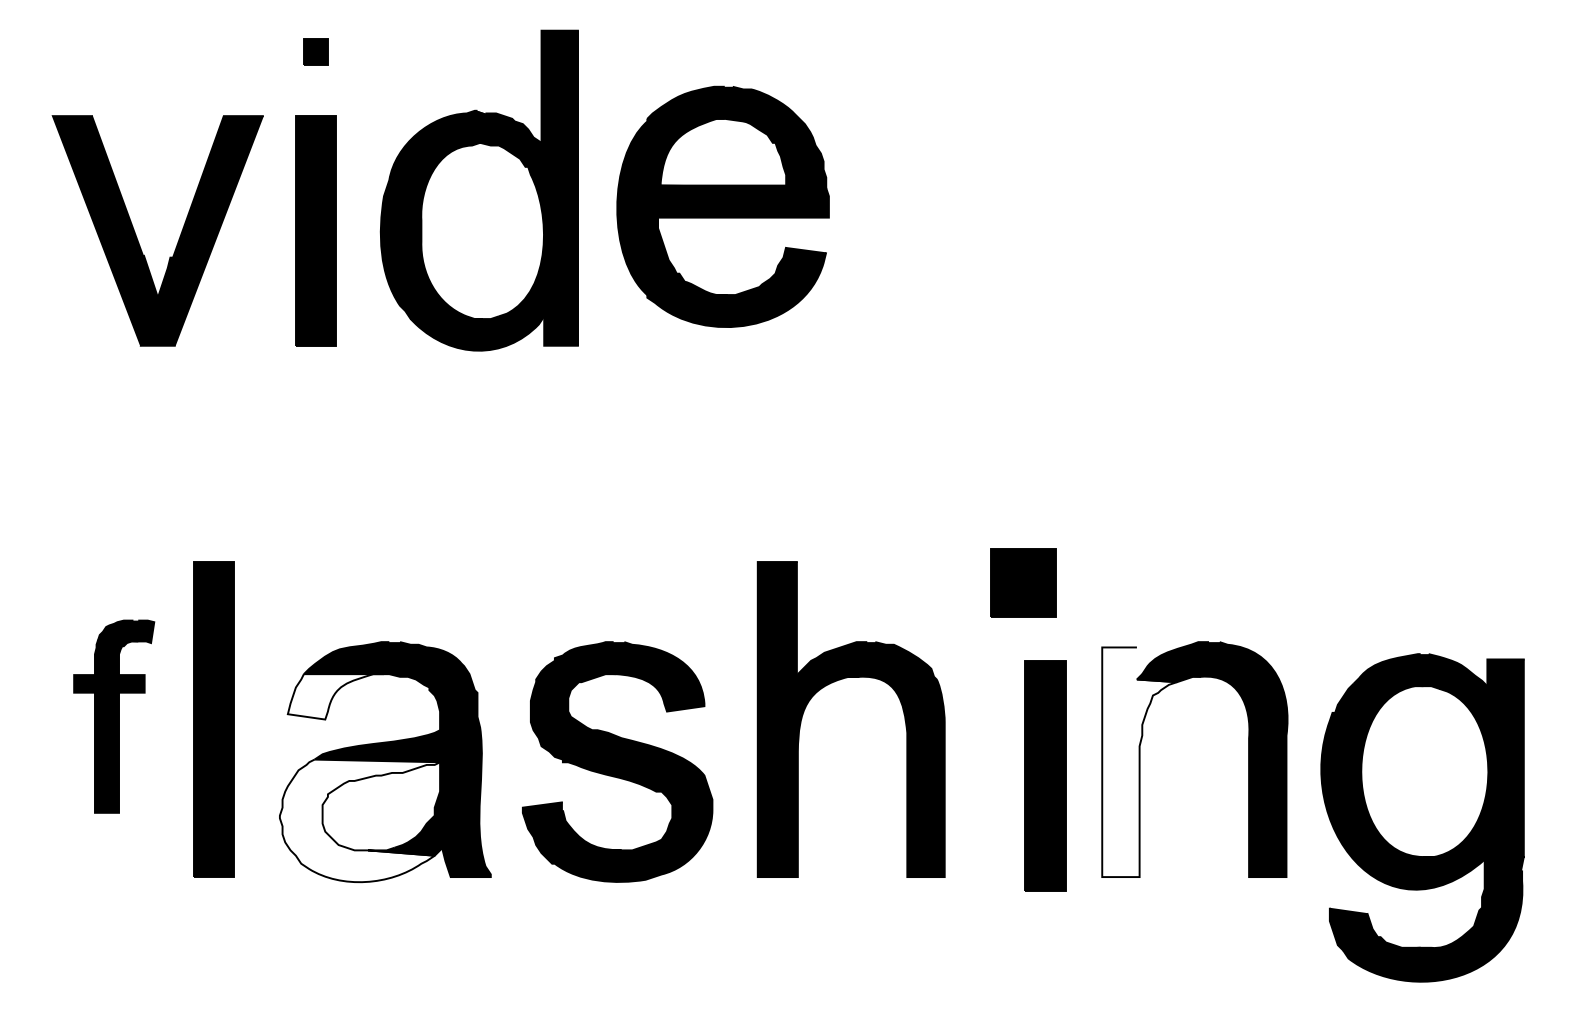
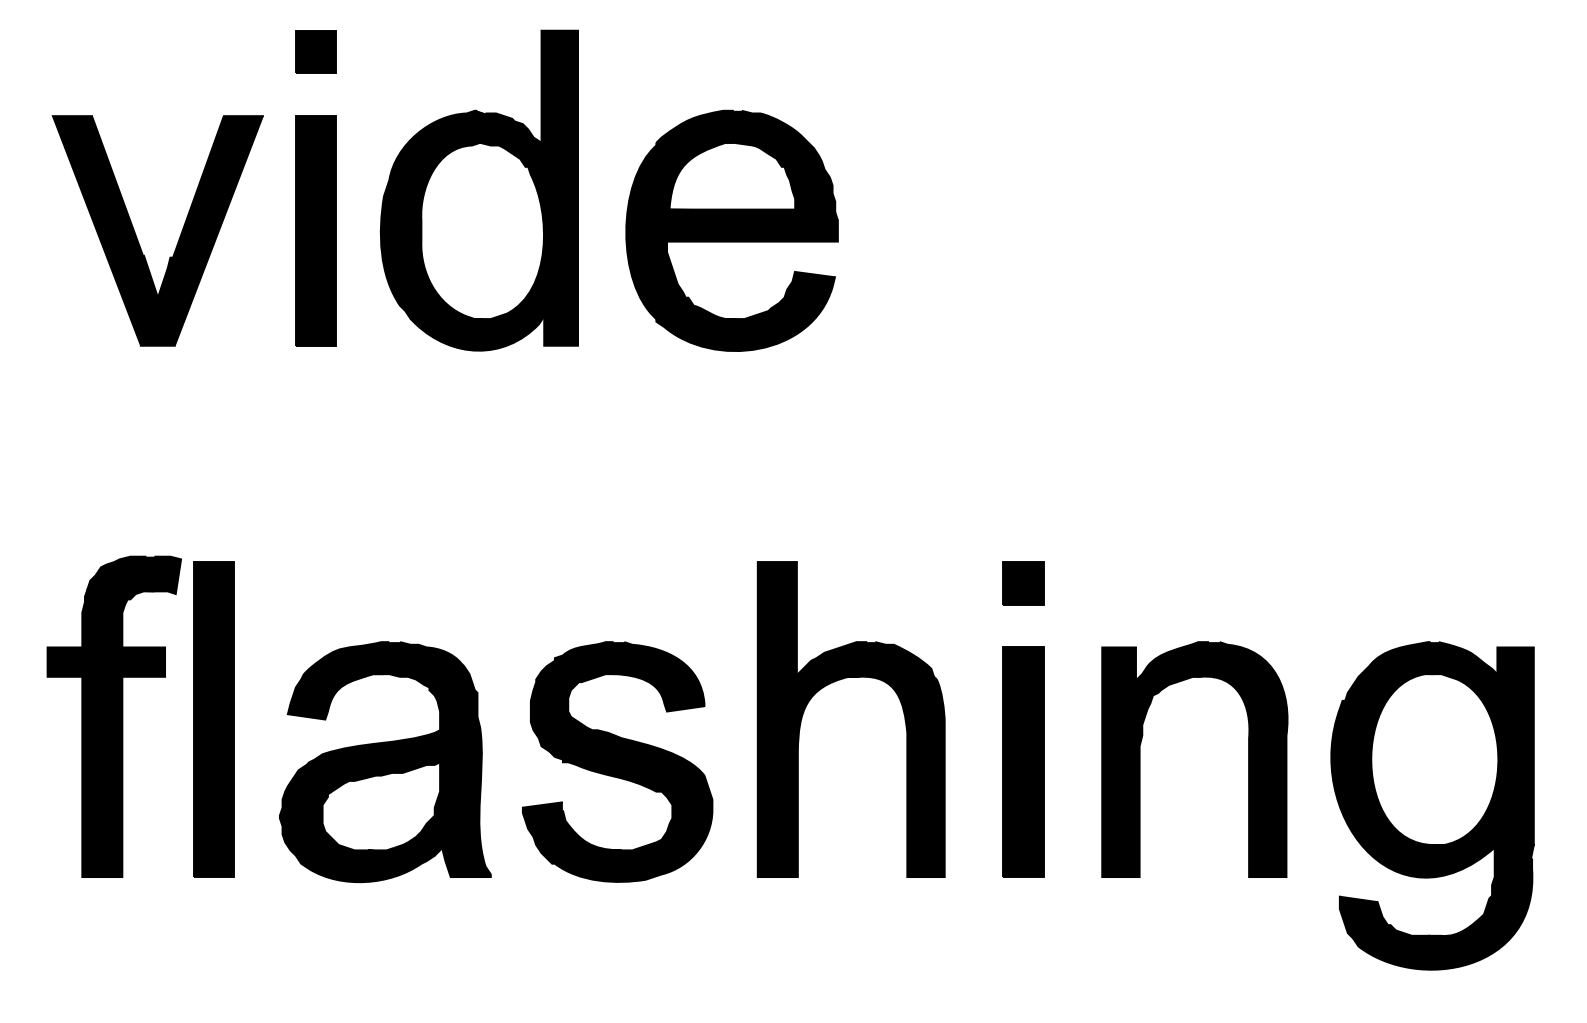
part size: 26x28 px -> 42x44 px (315, 51)
part position: (722, 206) -> (731, 230) (731, 230)
part size: 67x70 px -> 43x45 px (1023, 583)
fill: none -> present (335, 696)
part size: 83x195 px -> 136x323 px (113, 716)
fill: none -> present (1139, 762)
part position: (1045, 775) -> (1023, 761) (1023, 761)
part position: (1422, 817) -> (1432, 805) (1432, 805)
fill: none -> present (359, 820)
